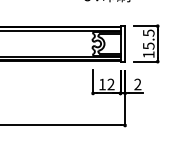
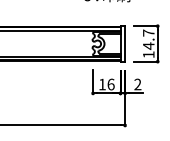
text: 15.5 -> 14.7 (148, 39)
text: 12 -> 16 (110, 84)
